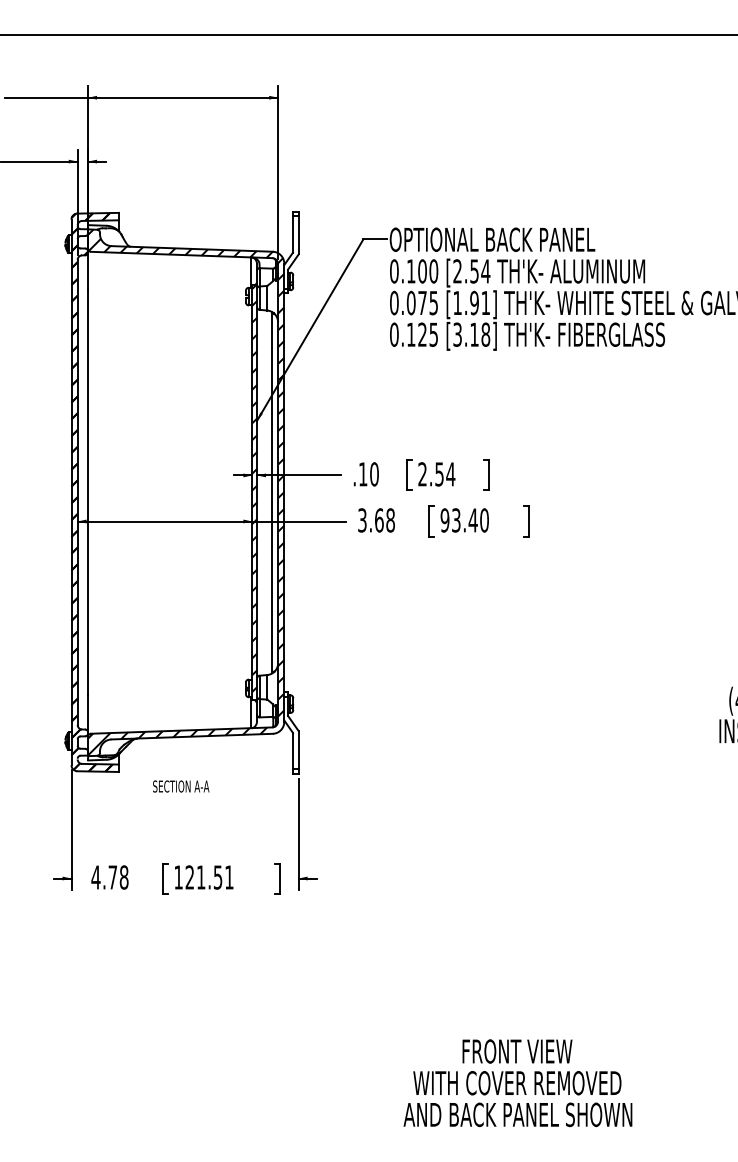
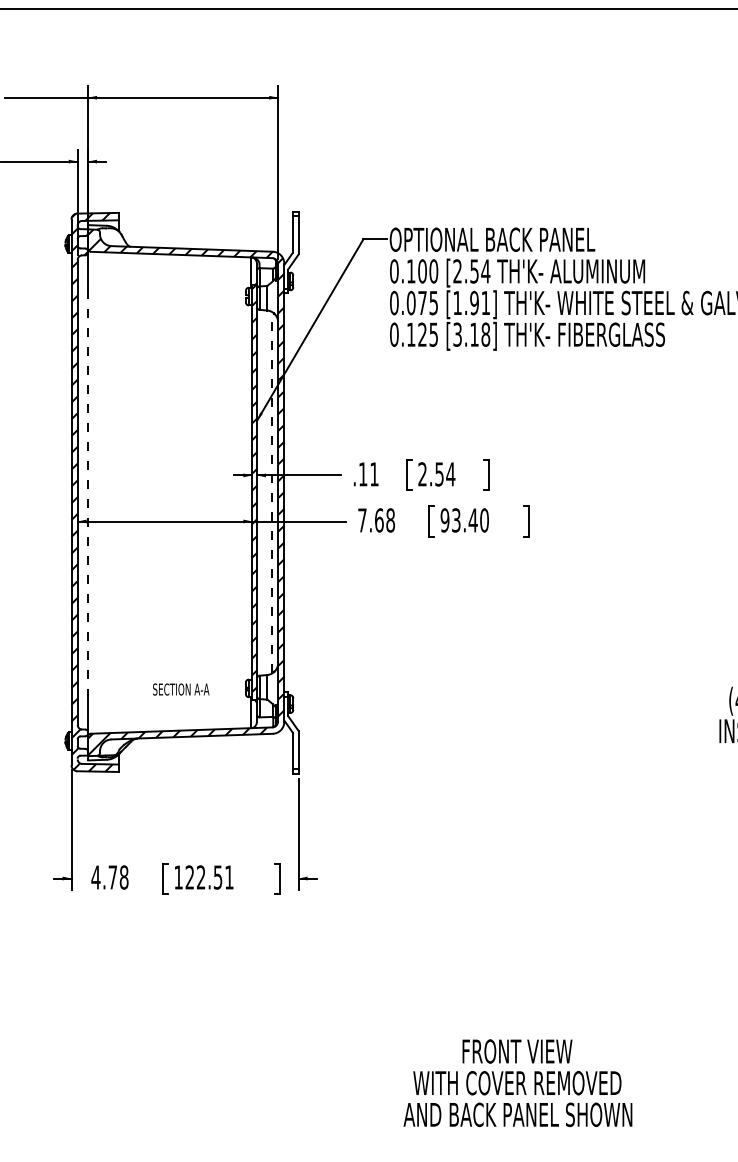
line position: (368, 34) -> (368, 8) (368, 8)
text: .10 -> .11 (374, 474)
line: solid -> dashed (88, 492)
hatch: present -> none (91, 492)
line: solid -> dashed (272, 492)
text: 3.68 -> 7.68 (362, 520)
text position: (181, 786) -> (181, 689) (181, 689)
text: 121.51 -> 122.51 (201, 877)
